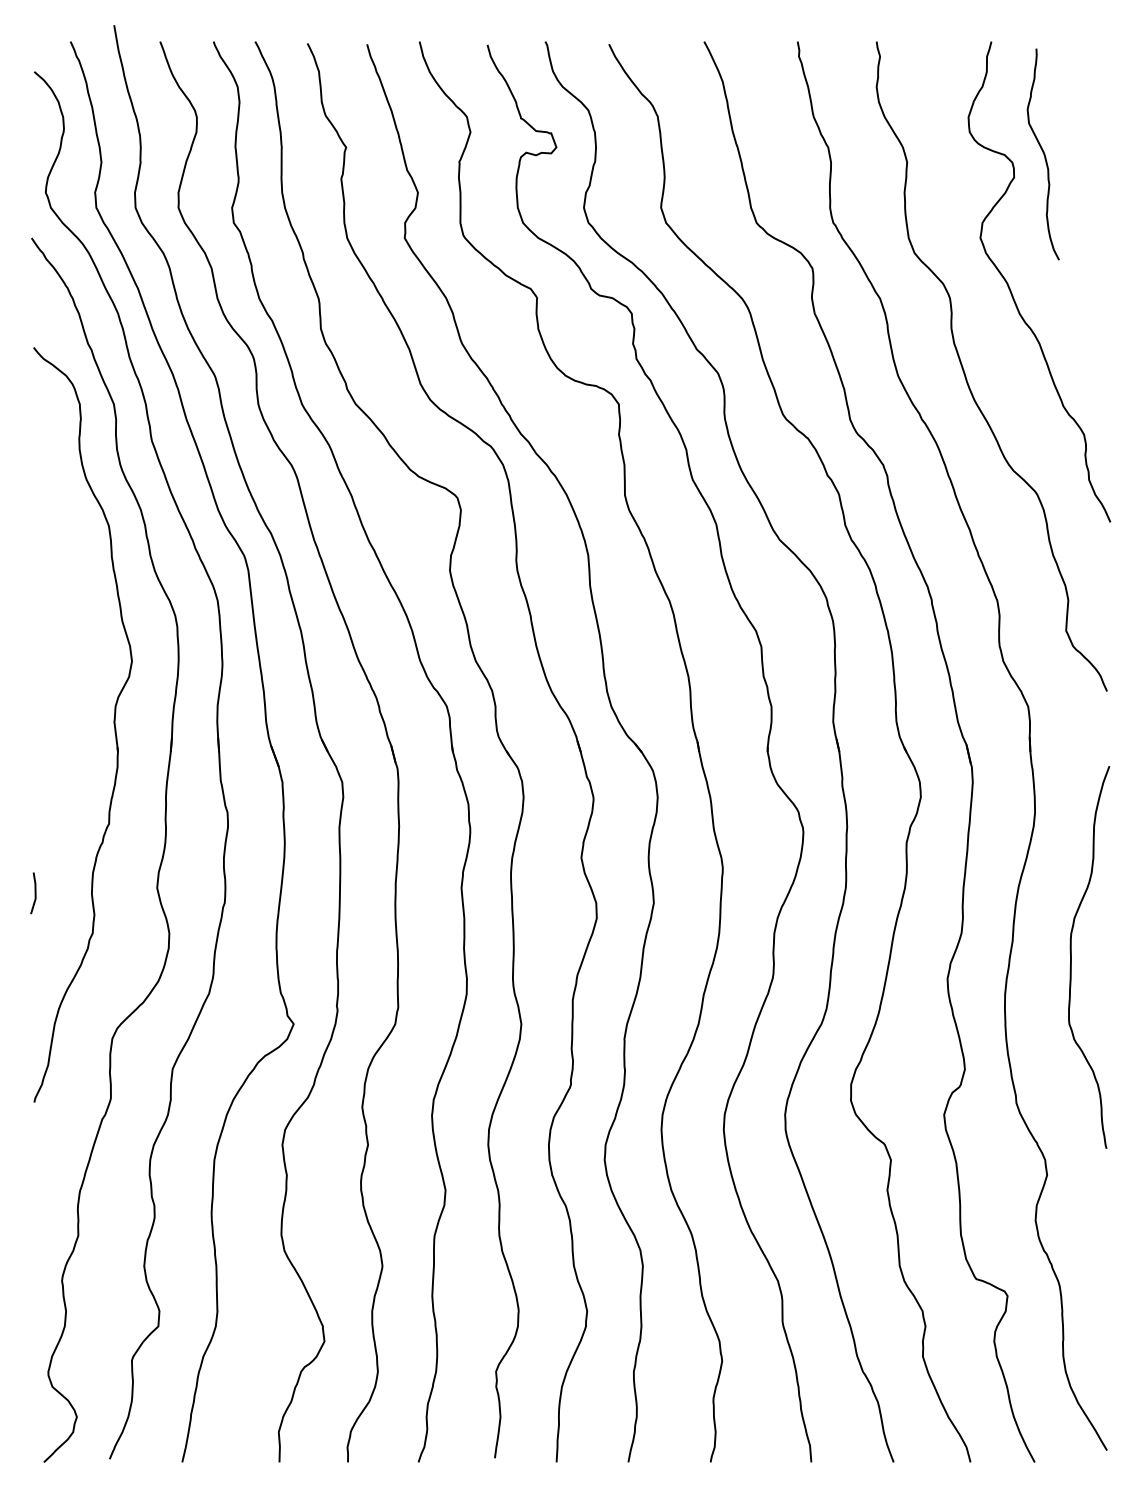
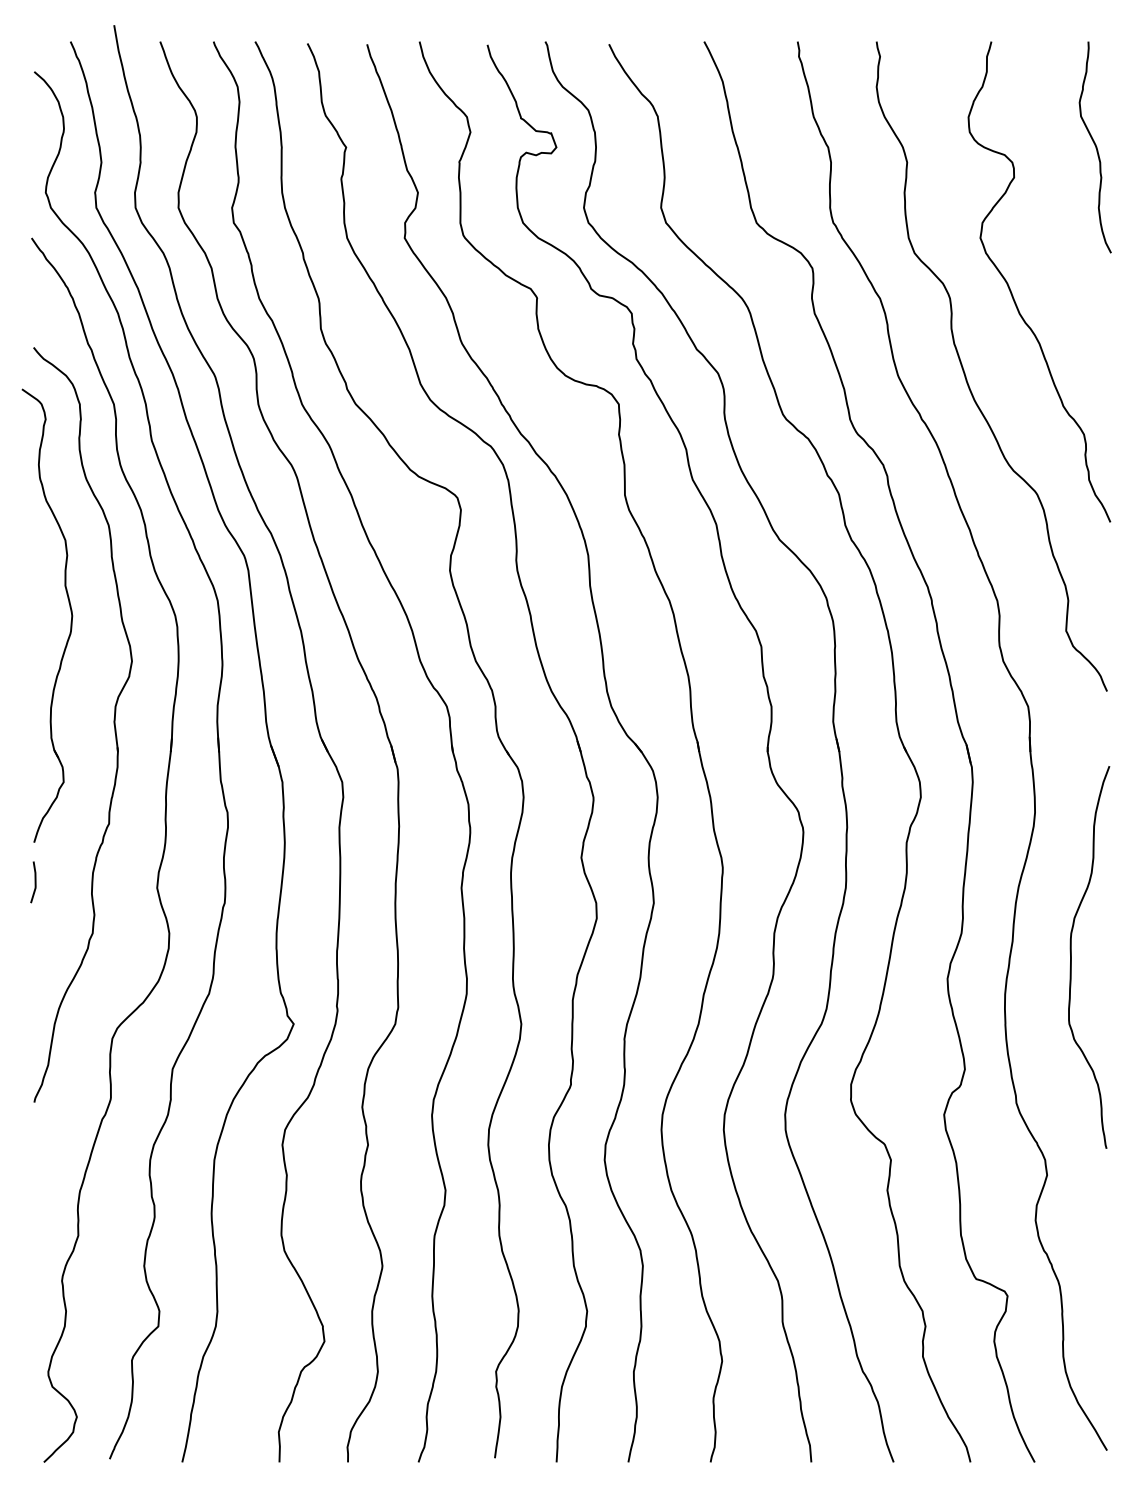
curve position: (1043, 154) -> (1095, 147) (1095, 147)
part: none -> present (70, 612)
line position: (34, 893) -> (34, 882) (34, 882)
